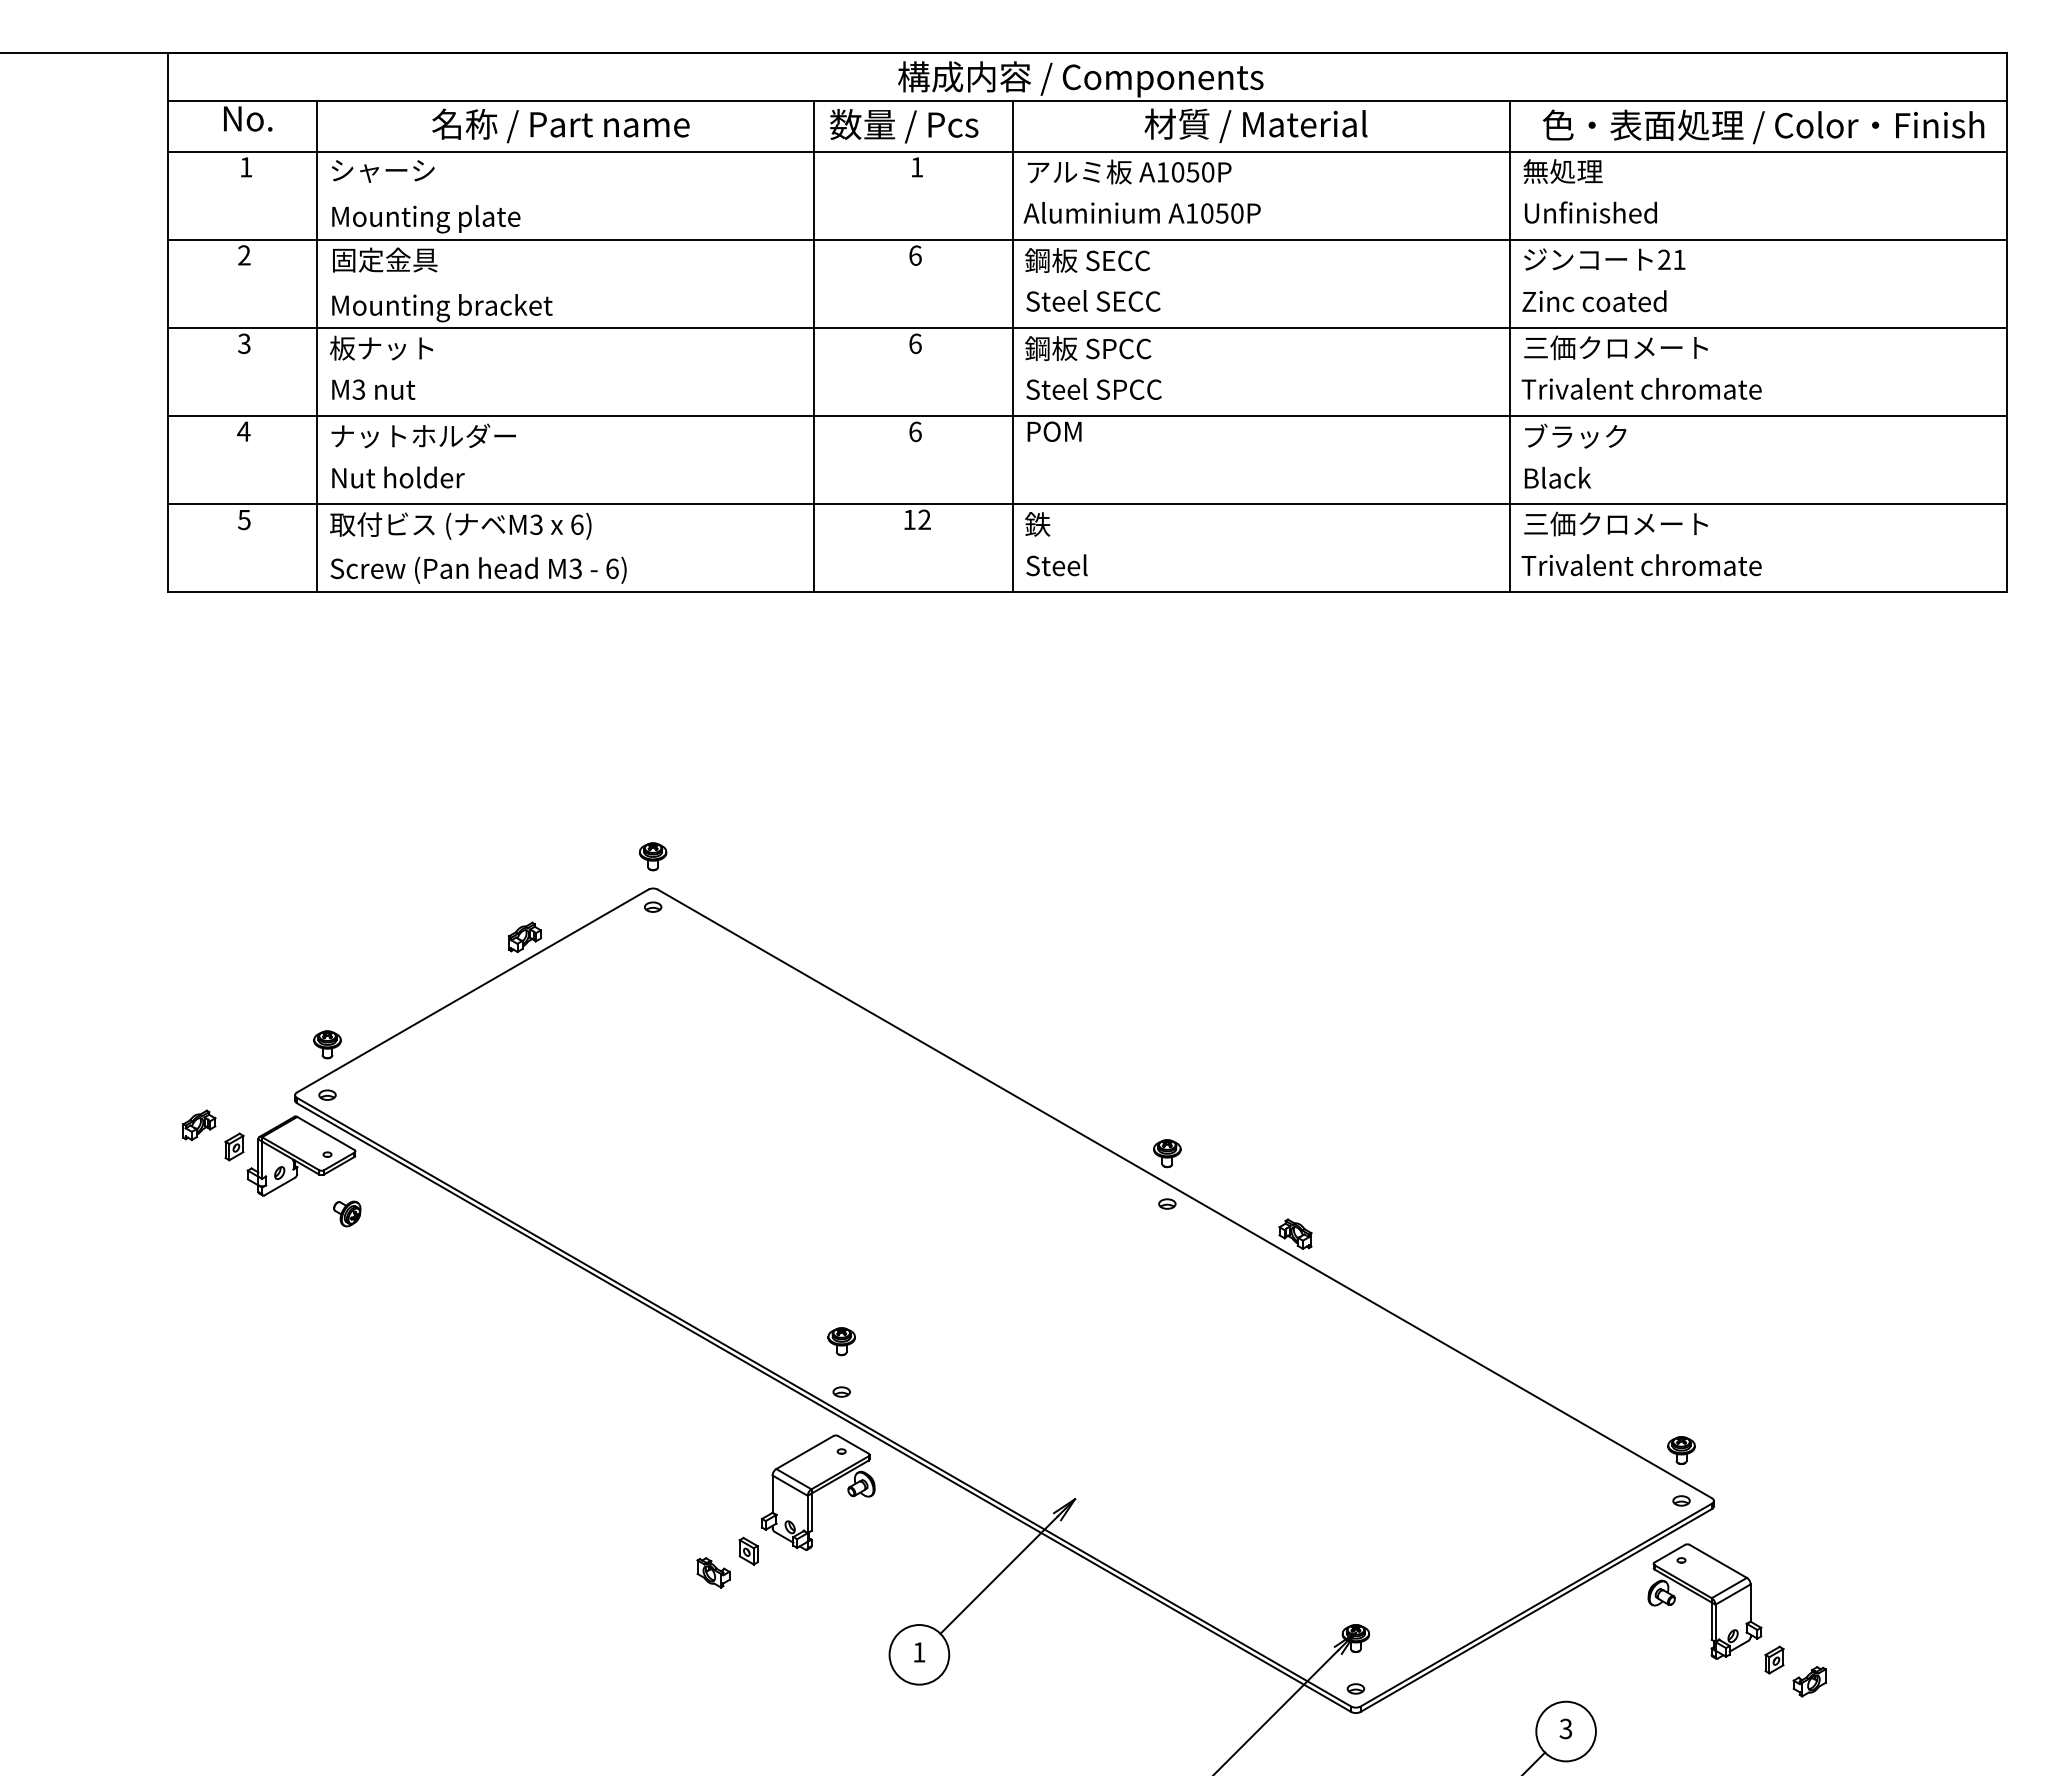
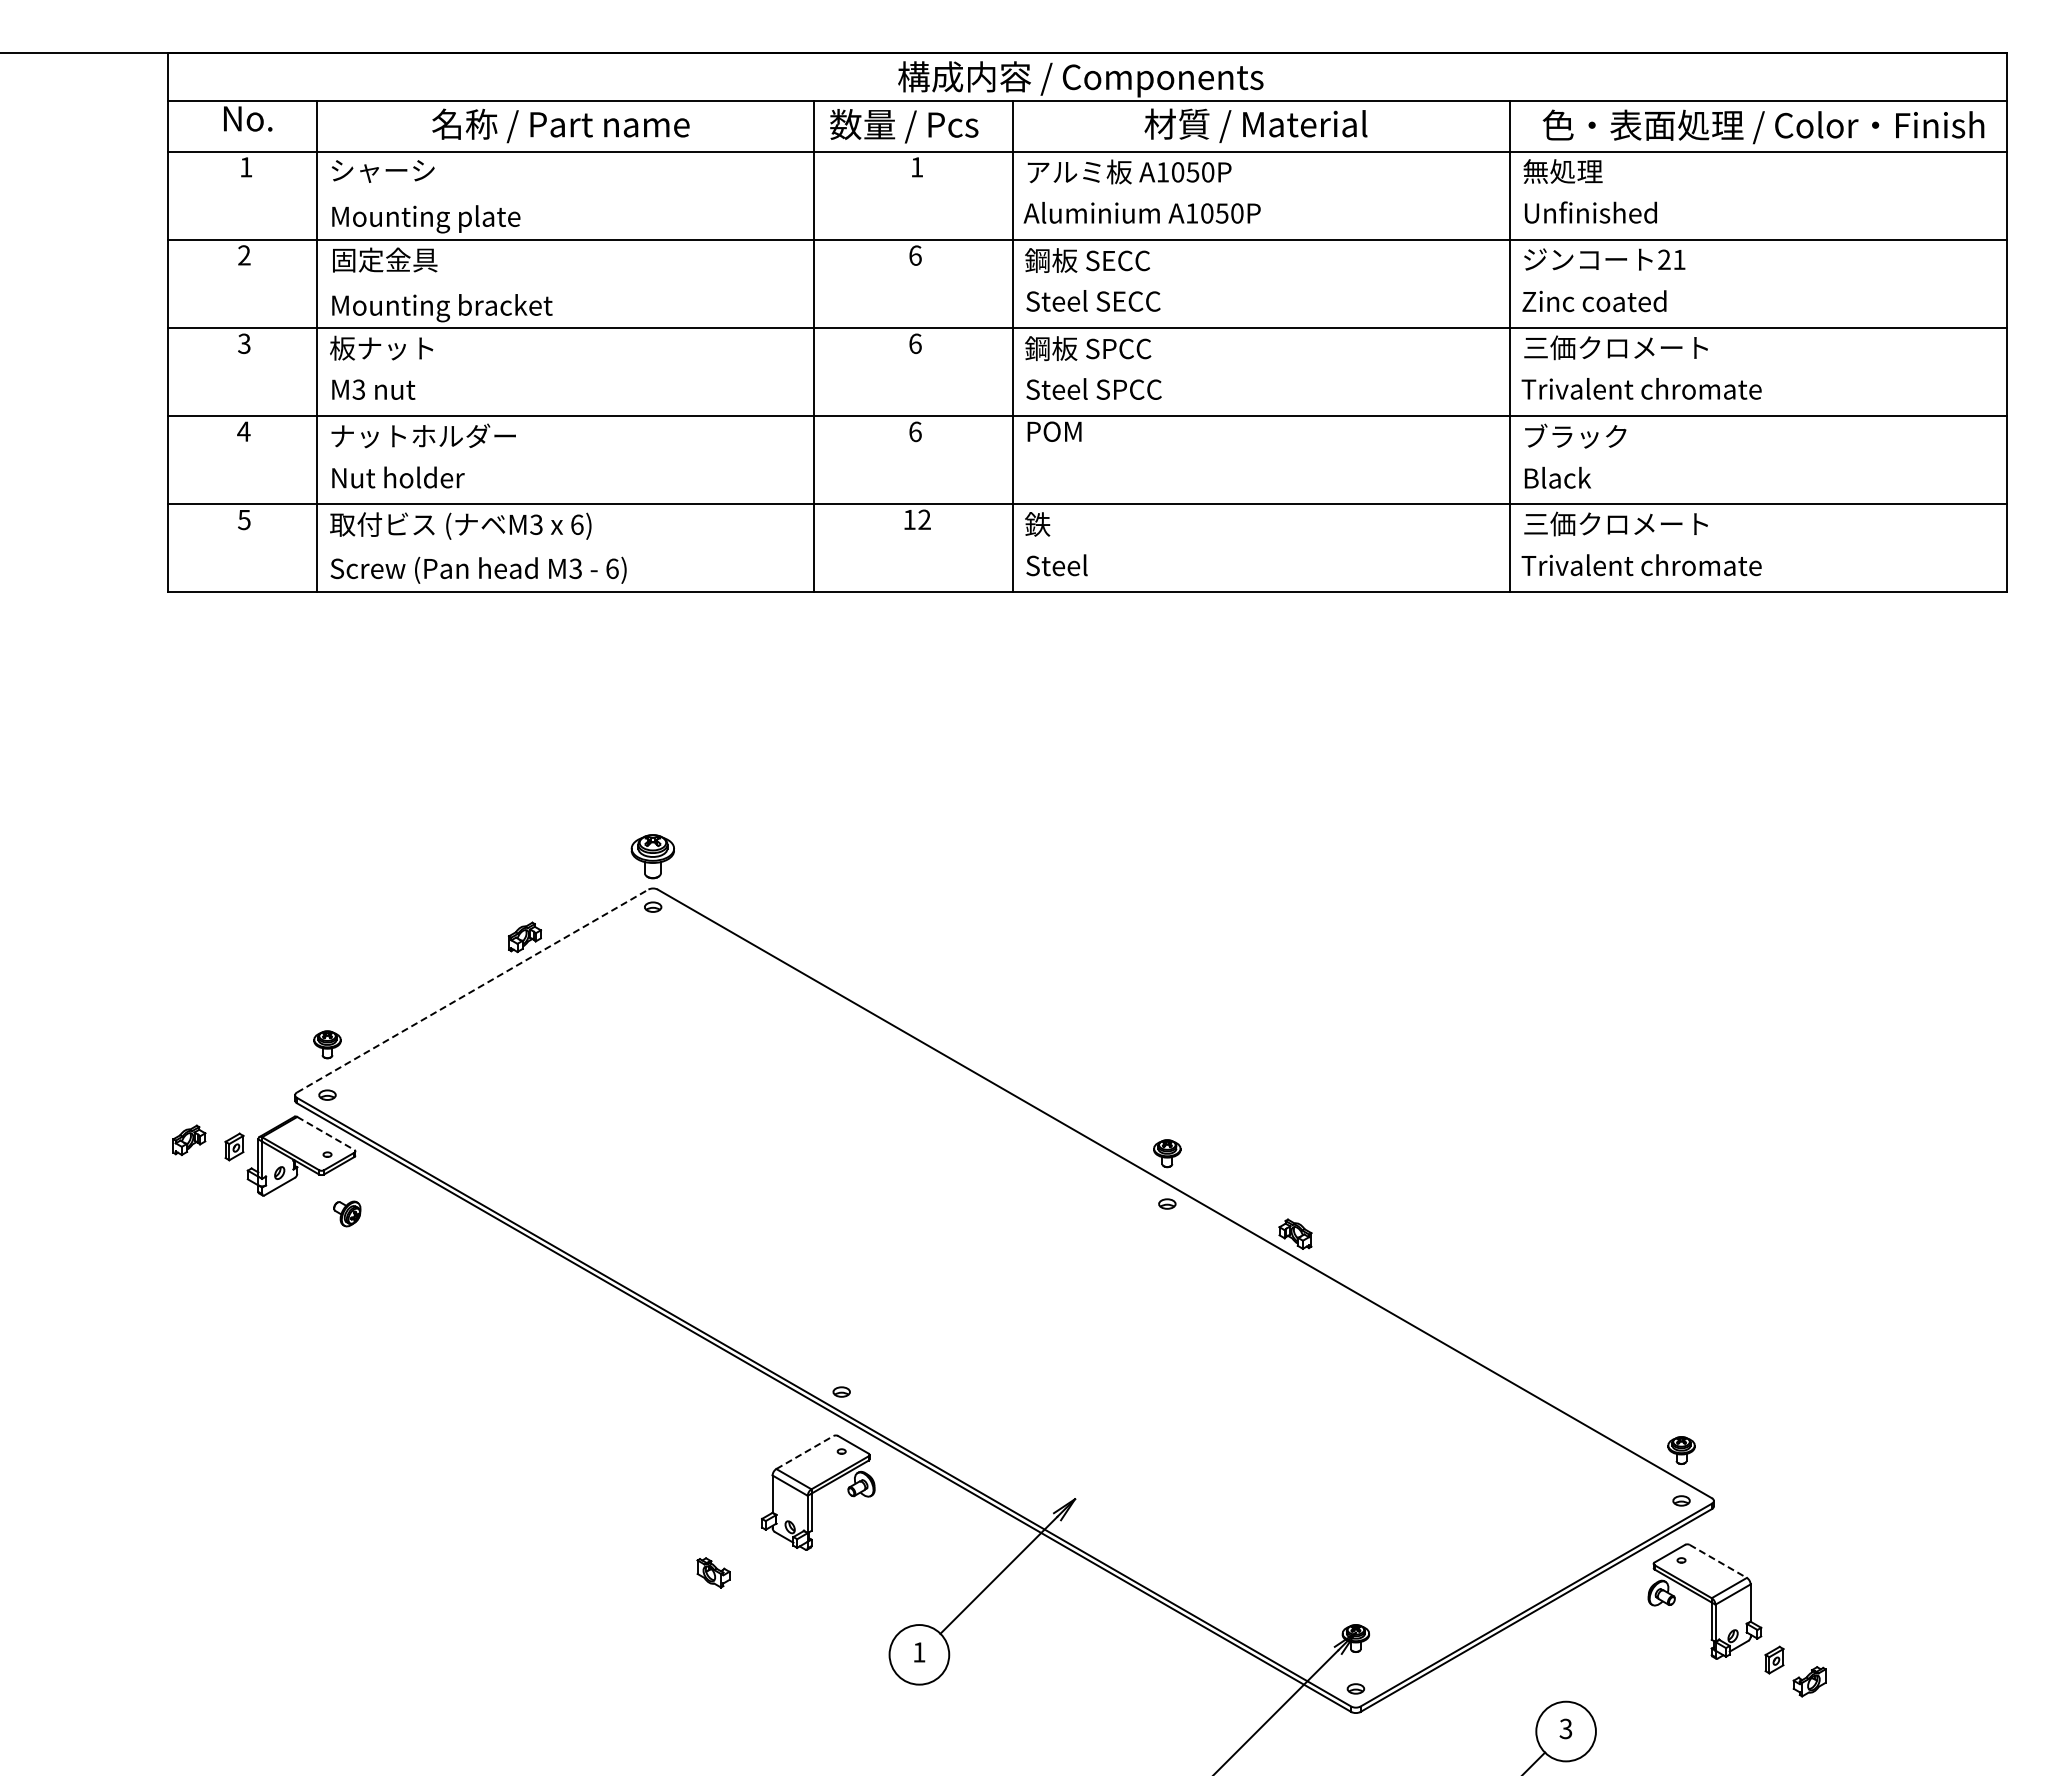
part size: 29x30 px -> 45x46 px (652, 856)
line: solid -> dashed (472, 991)
part position: (199, 1124) -> (189, 1139) (189, 1139)
line: solid -> dashed (326, 1133)
part: present -> none (841, 1341)
line: solid -> dashed (805, 1452)
part: present -> none (748, 1550)
line: solid -> dashed (1718, 1561)
